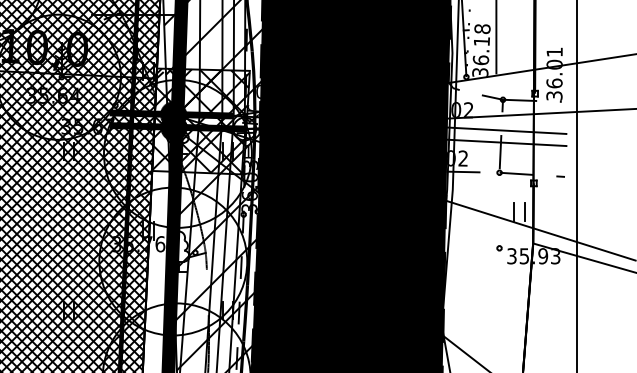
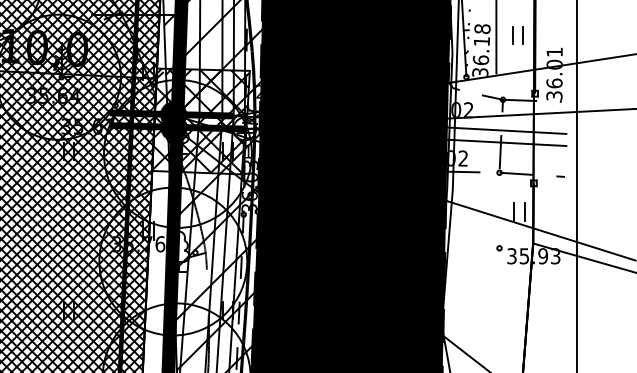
part: none -> present (517, 35)
text: 0 -> 2 (258, 91)
